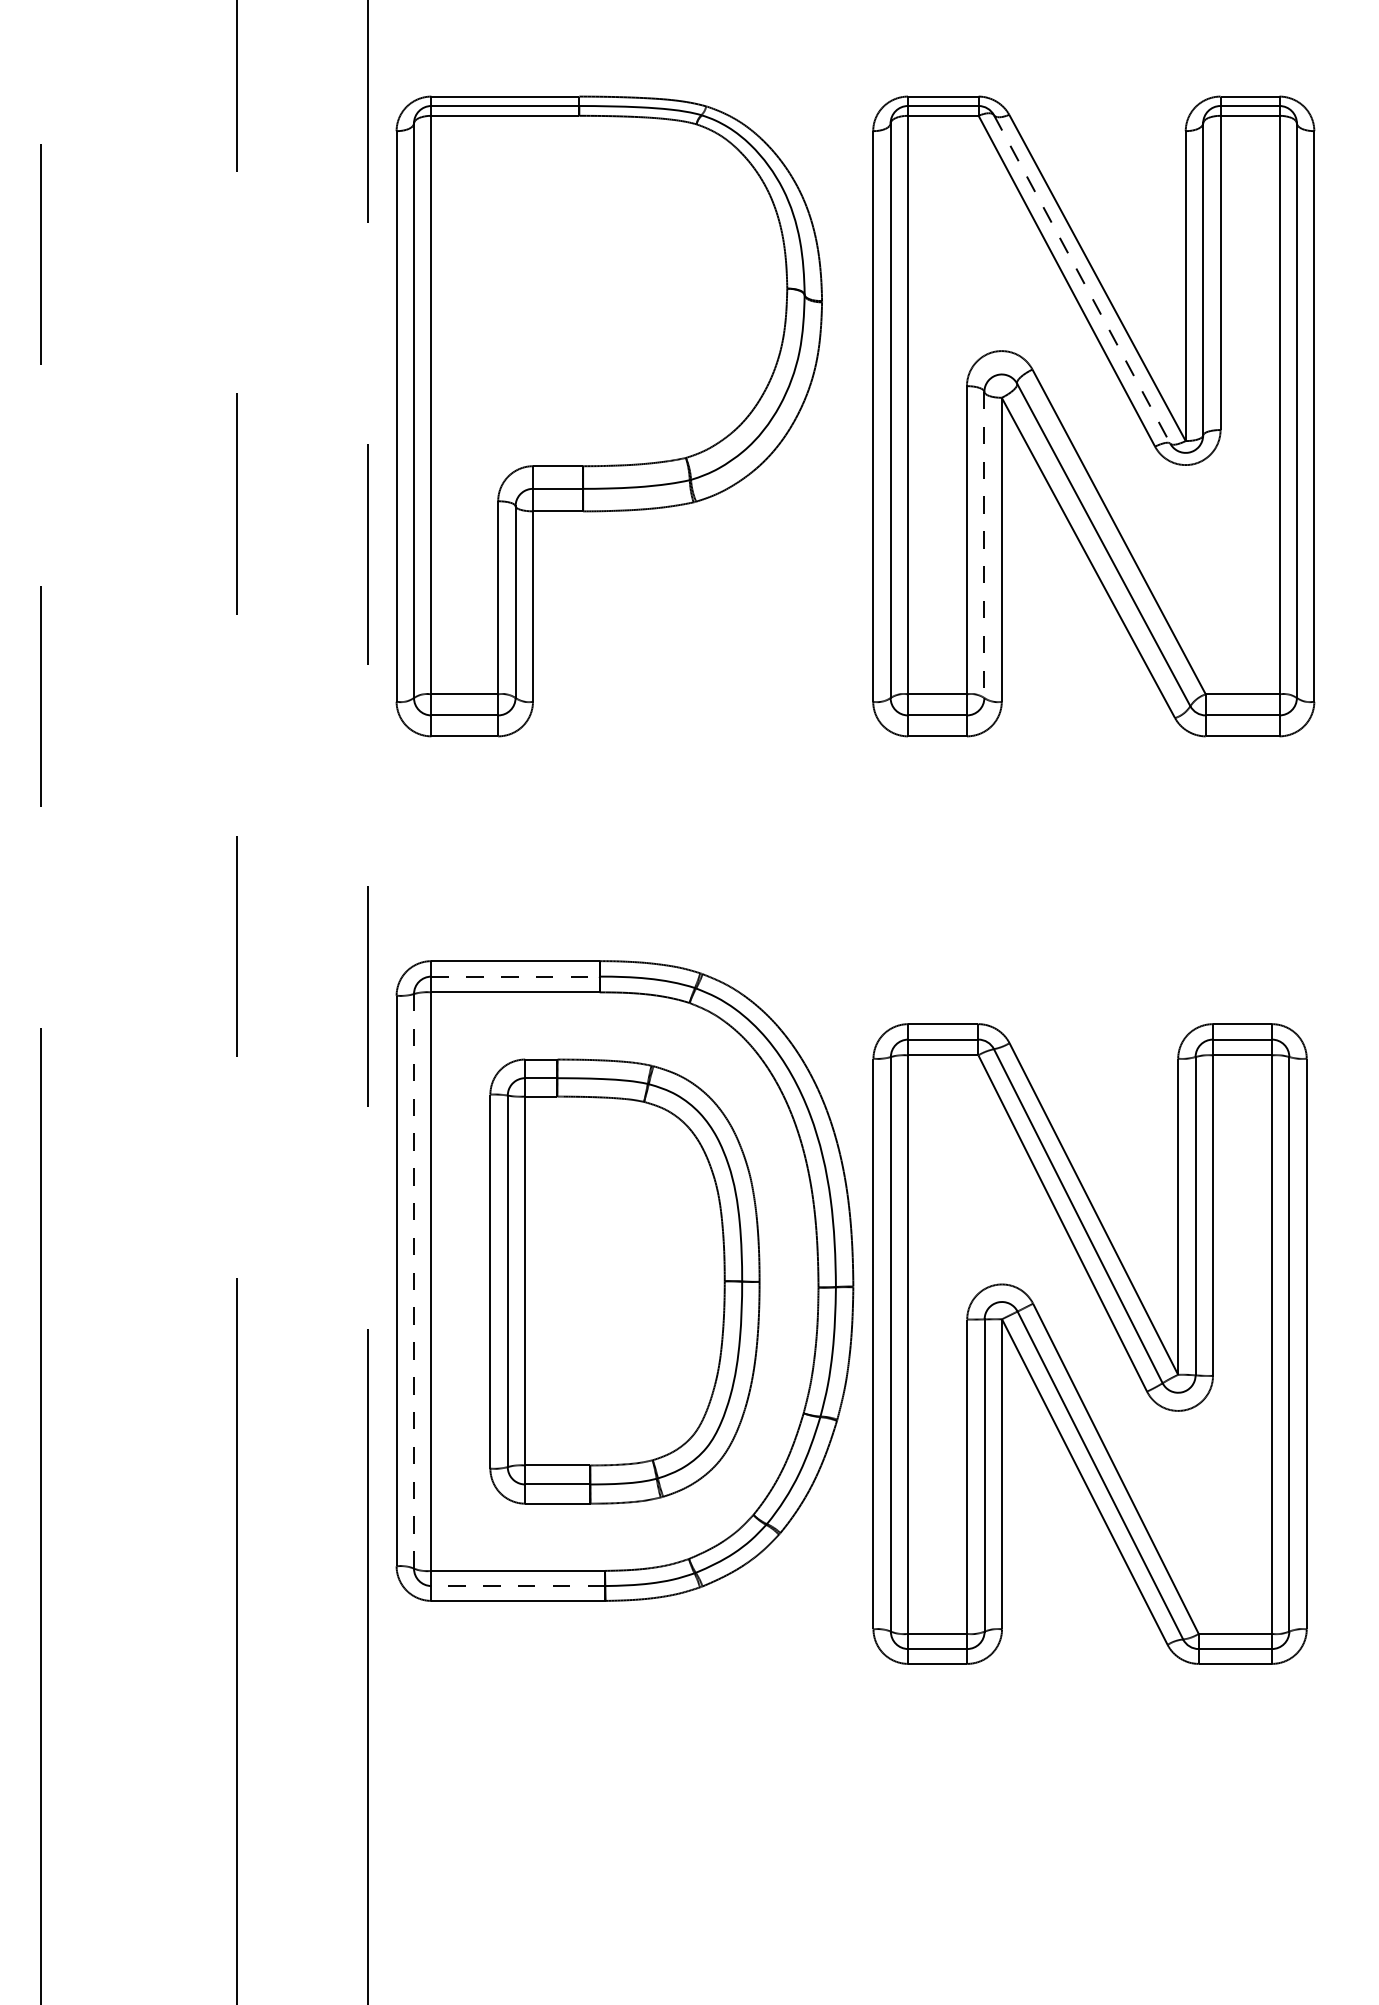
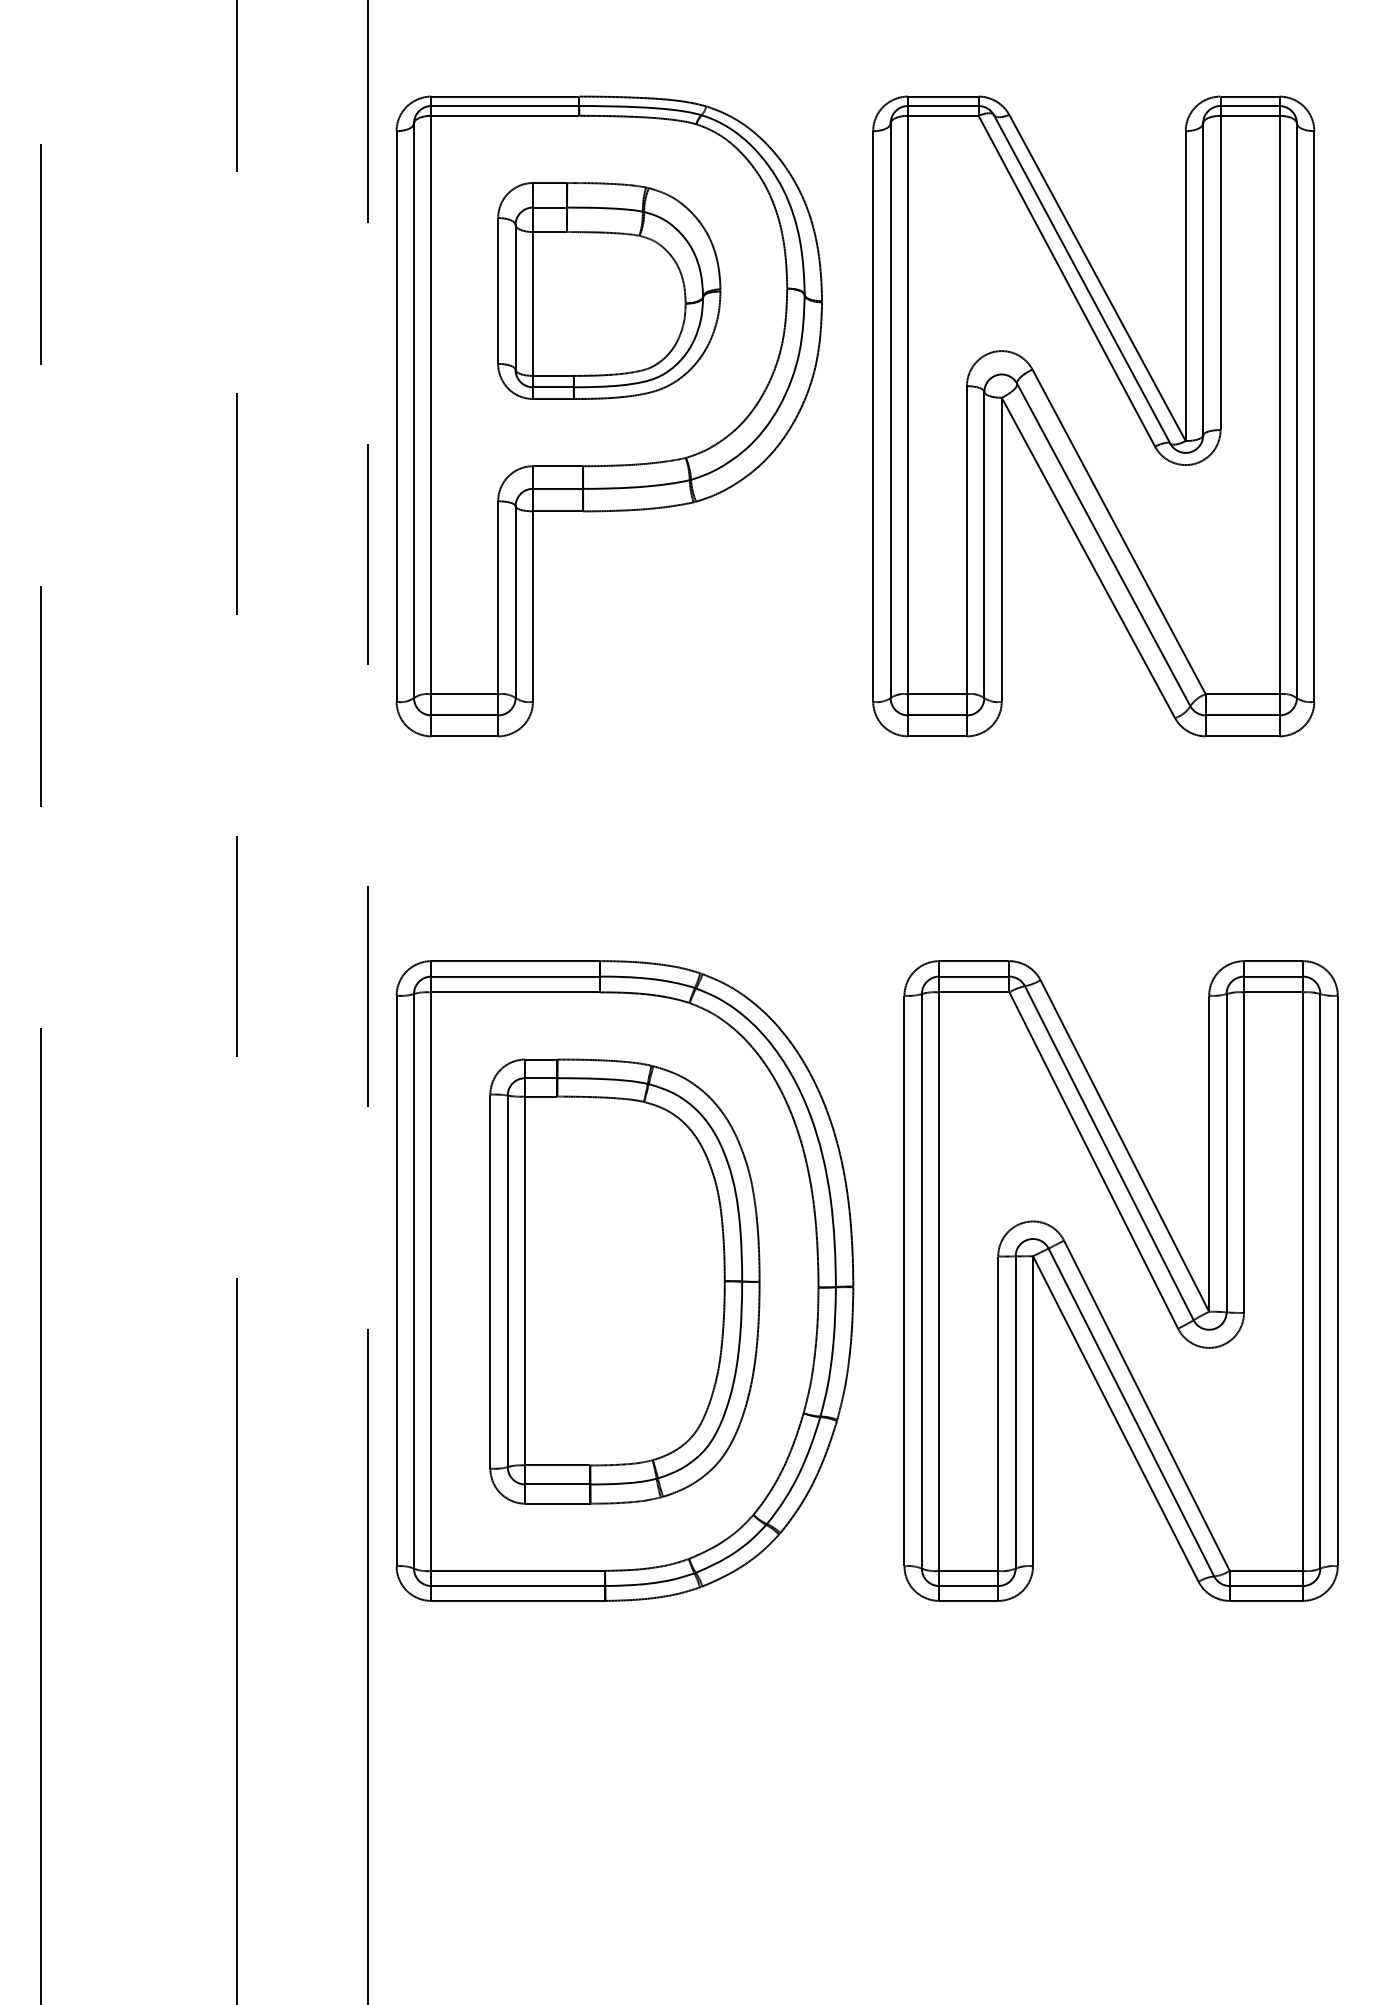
line: dashed -> solid (1082, 279)
part: none -> present (609, 290)
line: dashed -> solid (984, 545)
line: dashed -> solid (516, 976)
line: dashed -> solid (414, 1280)
part position: (1089, 1343) -> (1120, 1280) (1120, 1280)
line: dashed -> solid (518, 1586)
